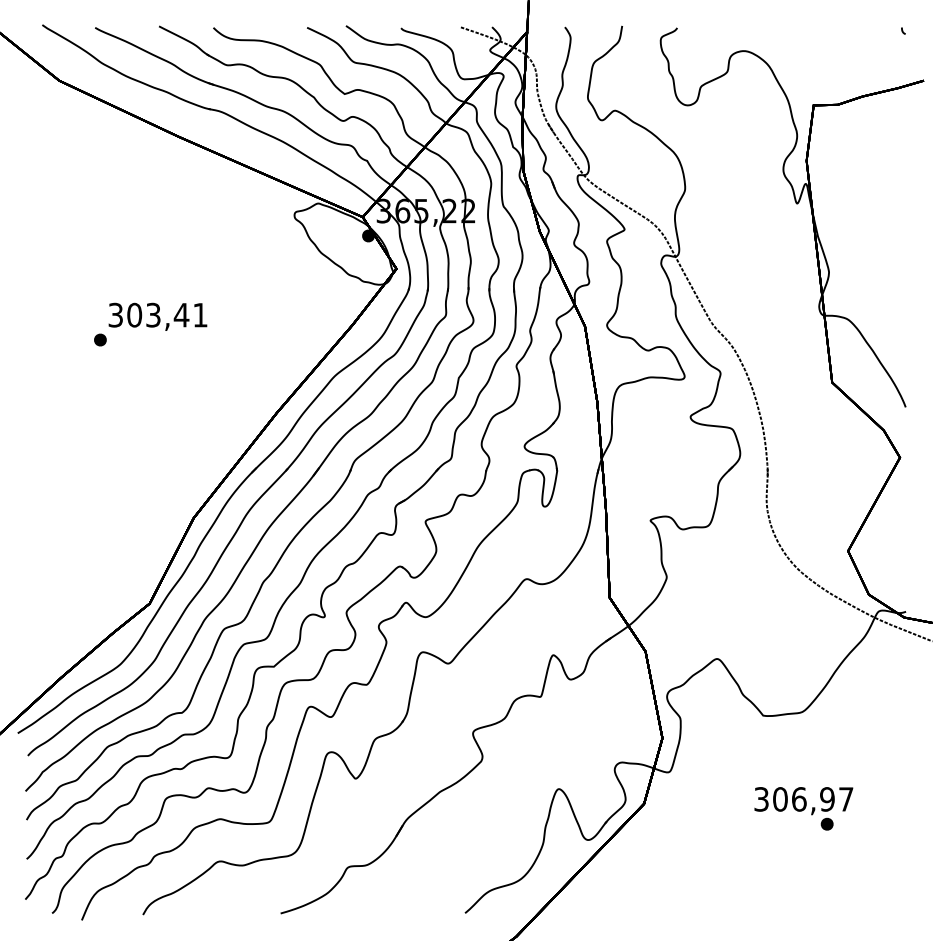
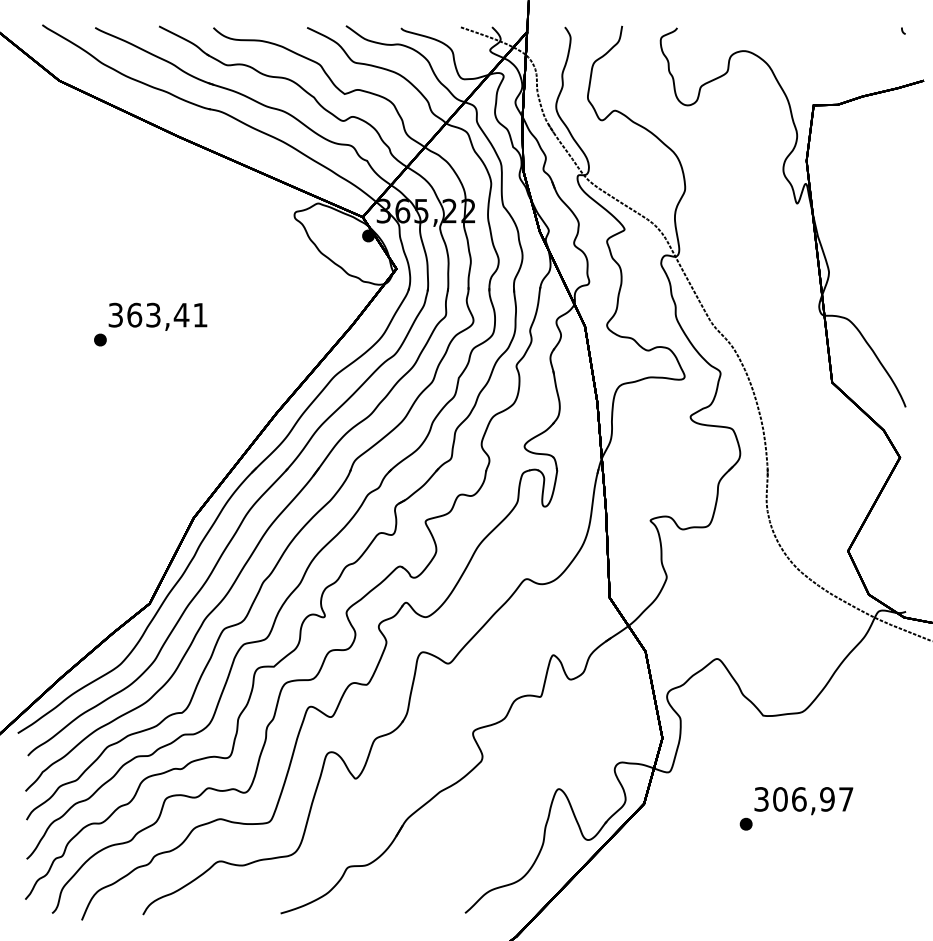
text: 303,41 -> 363,41 (134, 314)
part position: (826, 823) -> (745, 823) (745, 823)
